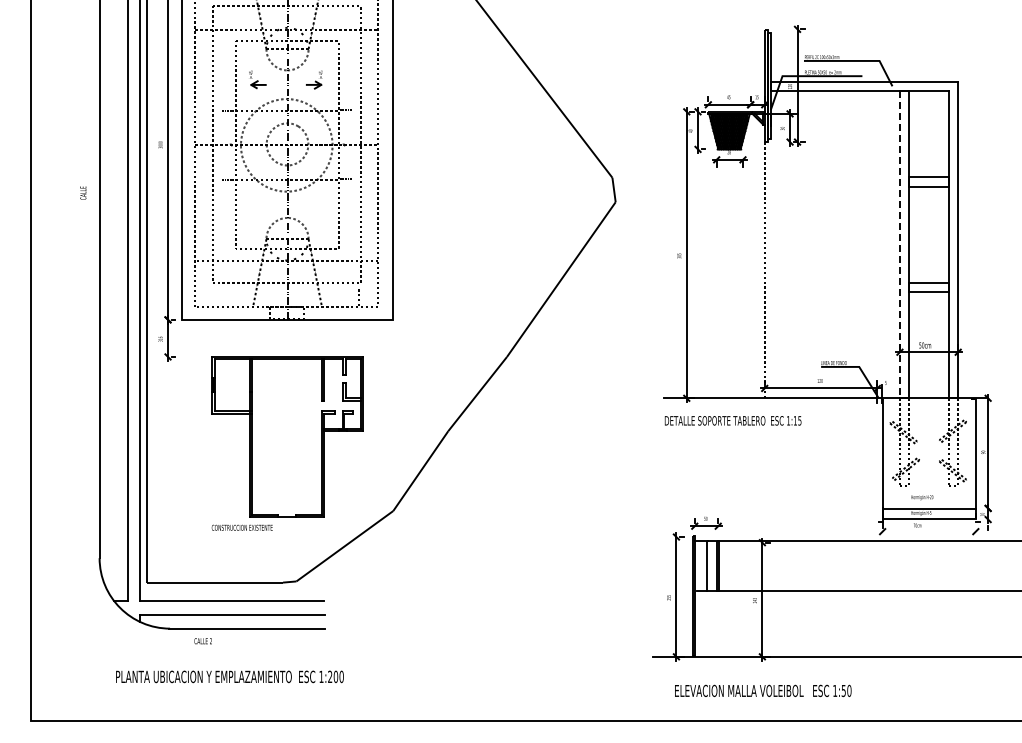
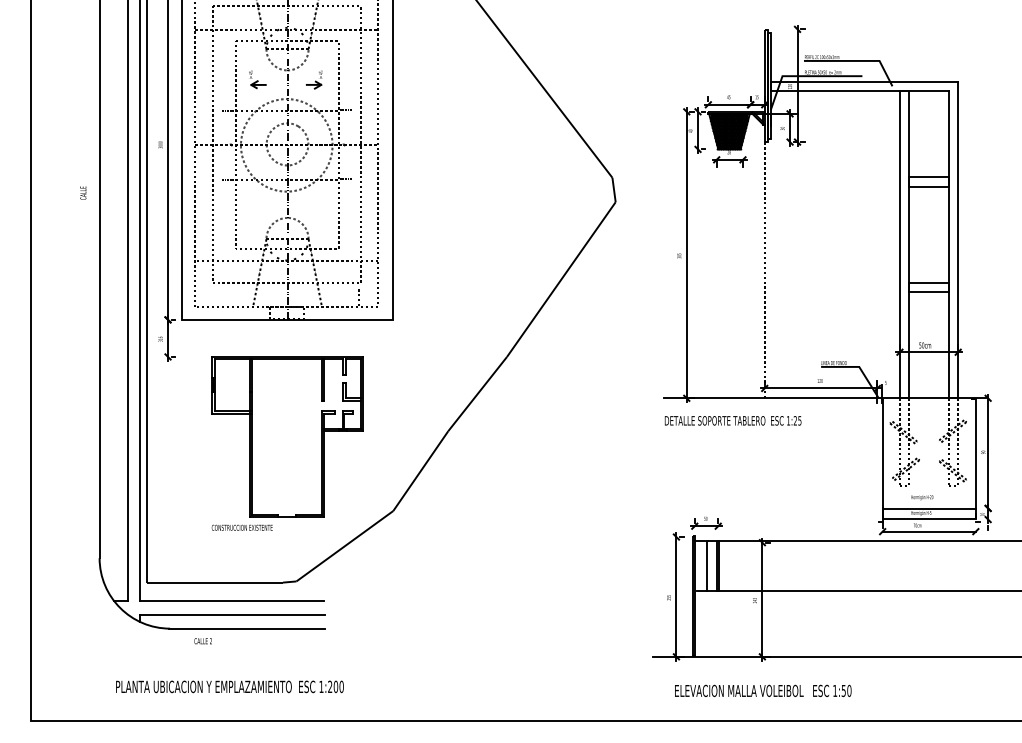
line: dashed -> solid (899, 244)
text: 1:15 -> 1:25 (794, 420)
line: none -> present (928, 531)
text position: (229, 676) -> (229, 686) (229, 686)
